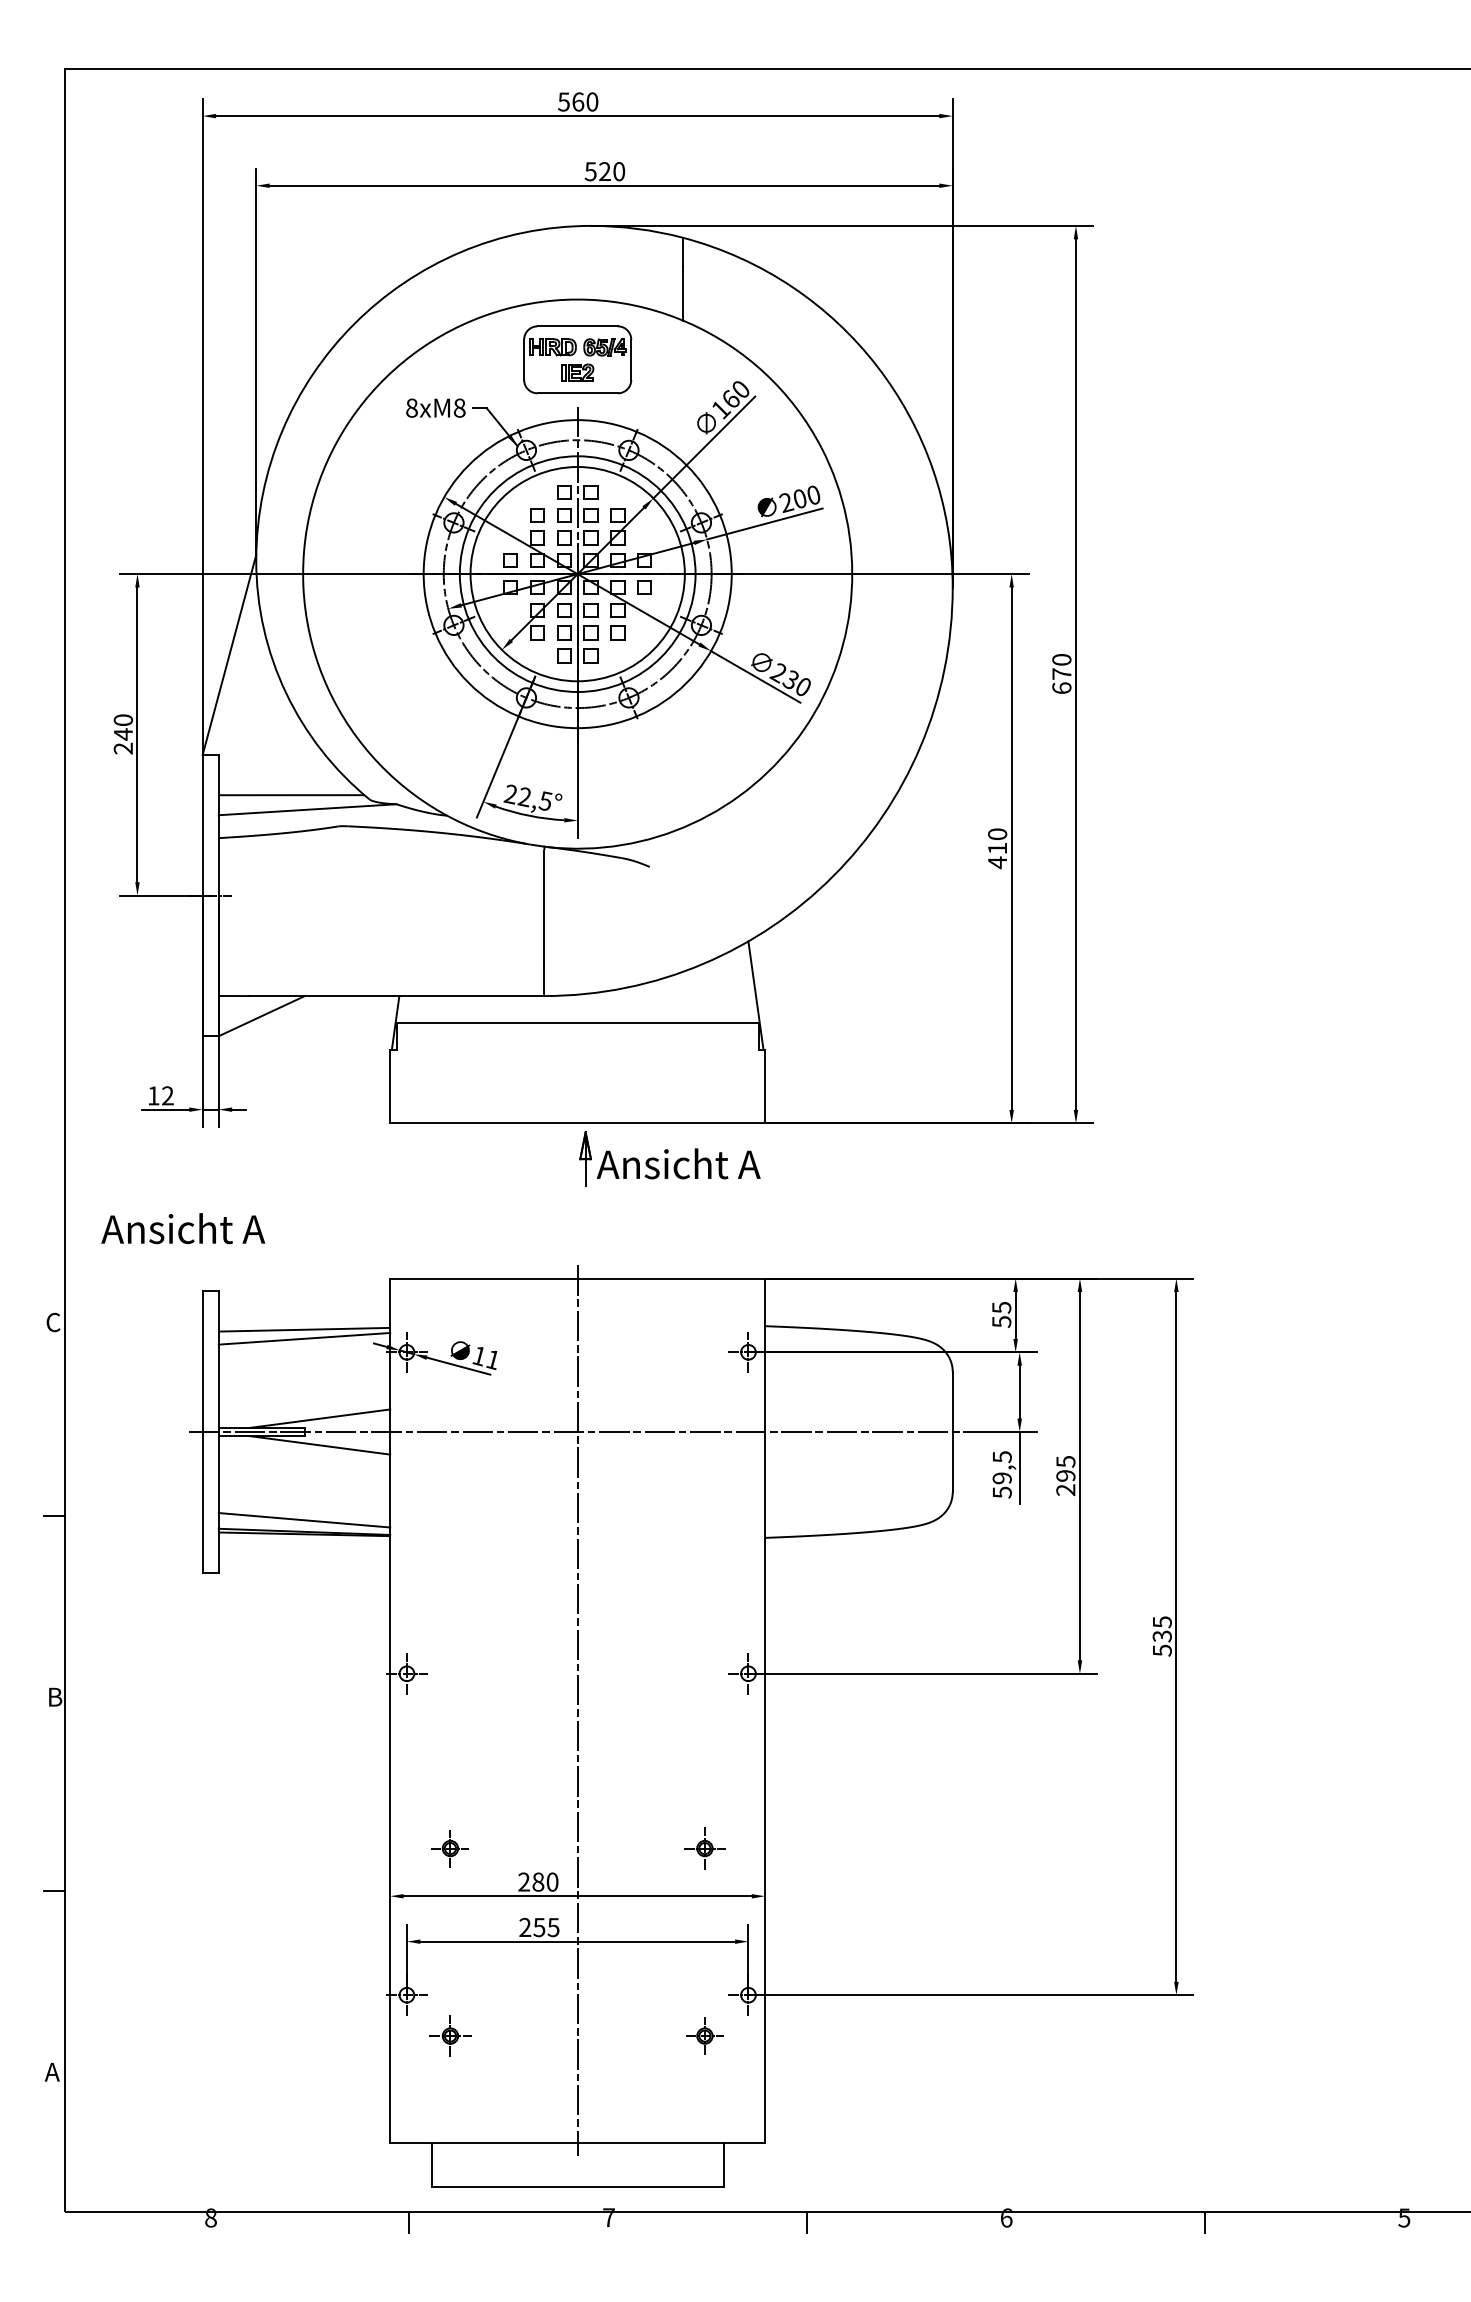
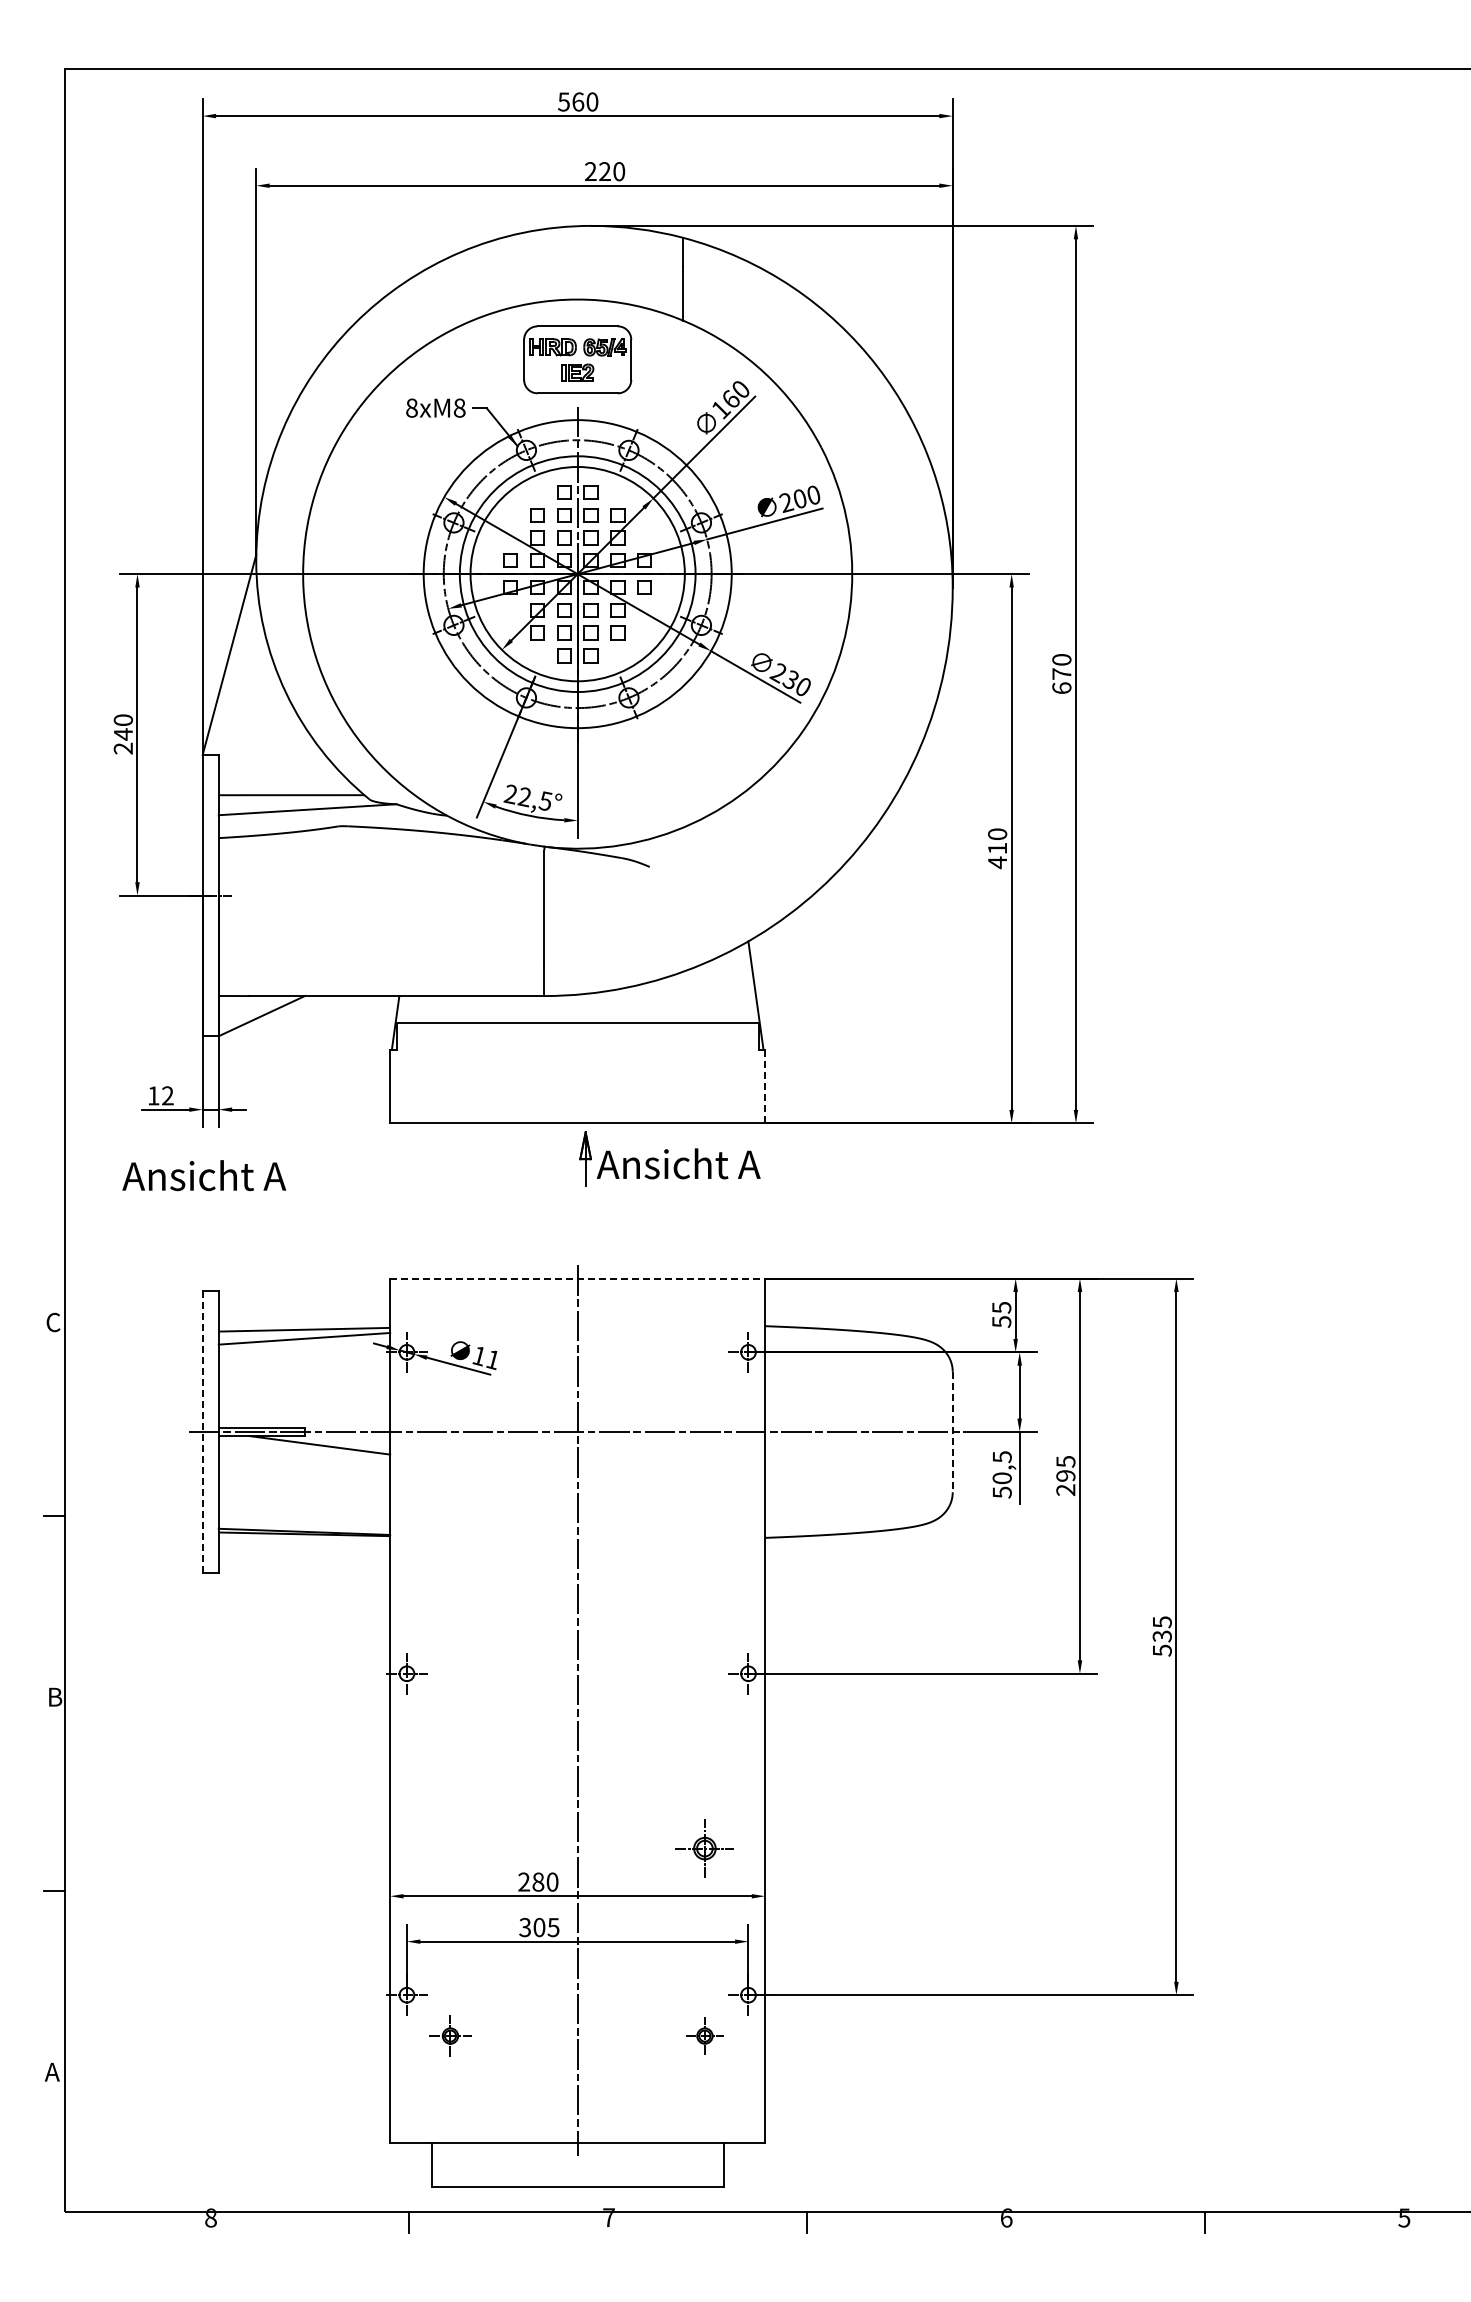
text: 520 -> 220 (590, 171)
line: solid -> dashed (765, 1086)
text position: (183, 1228) -> (204, 1175) (204, 1175)
line: solid -> dashed (577, 1278)
line: present -> none (319, 1418)
line: solid -> dashed (202, 1432)
line: solid -> dashed (952, 1432)
text: 59,5 -> 50,5 (1001, 1478)
line: present -> none (304, 1520)
part: present -> none (449, 1848)
part size: 42x43 px -> 59x59 px (704, 1848)
text: 255 -> 305 (532, 1927)
